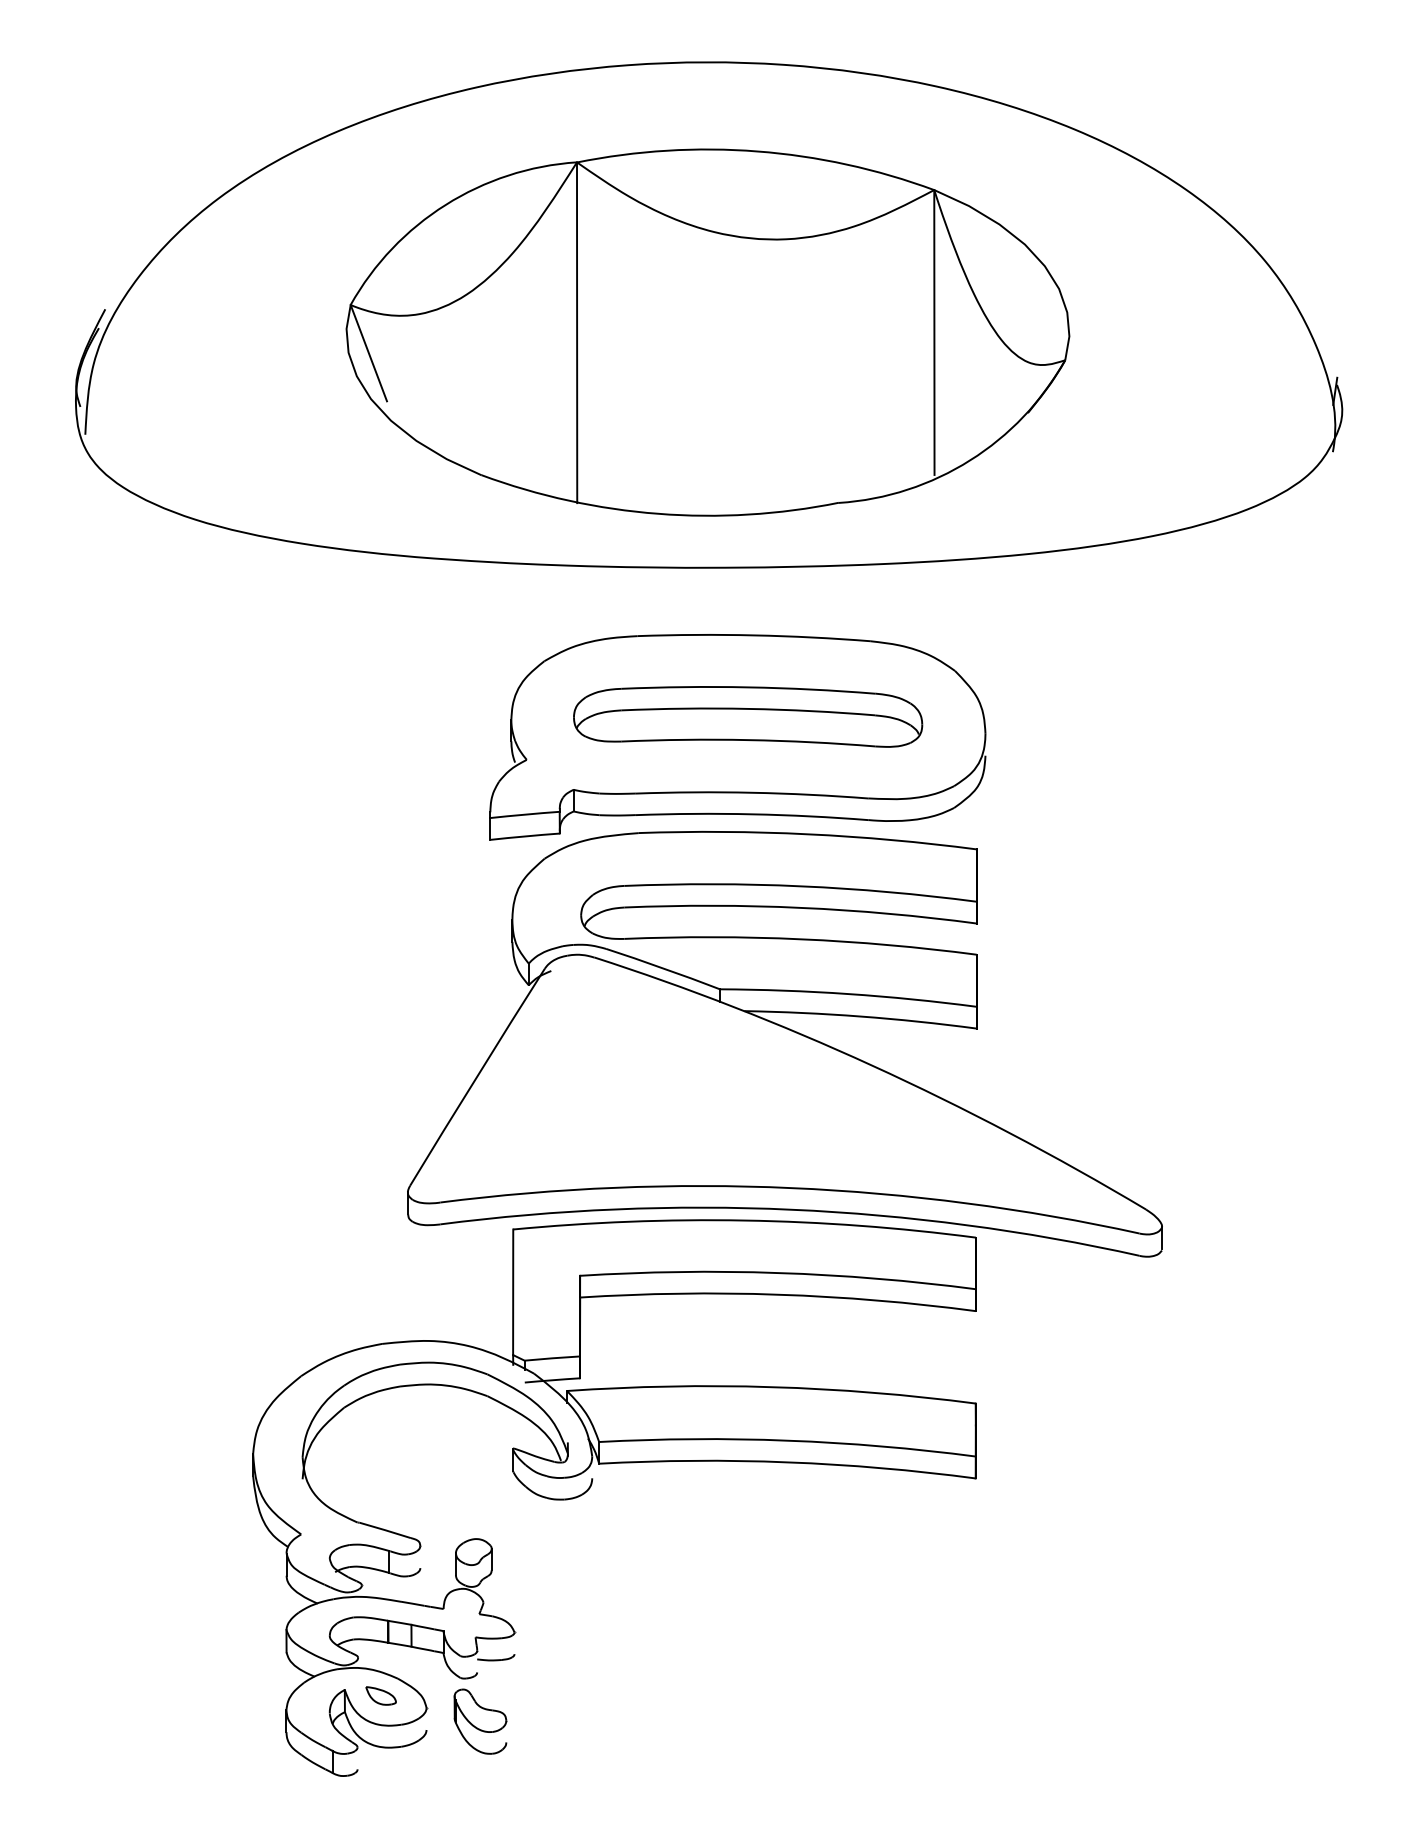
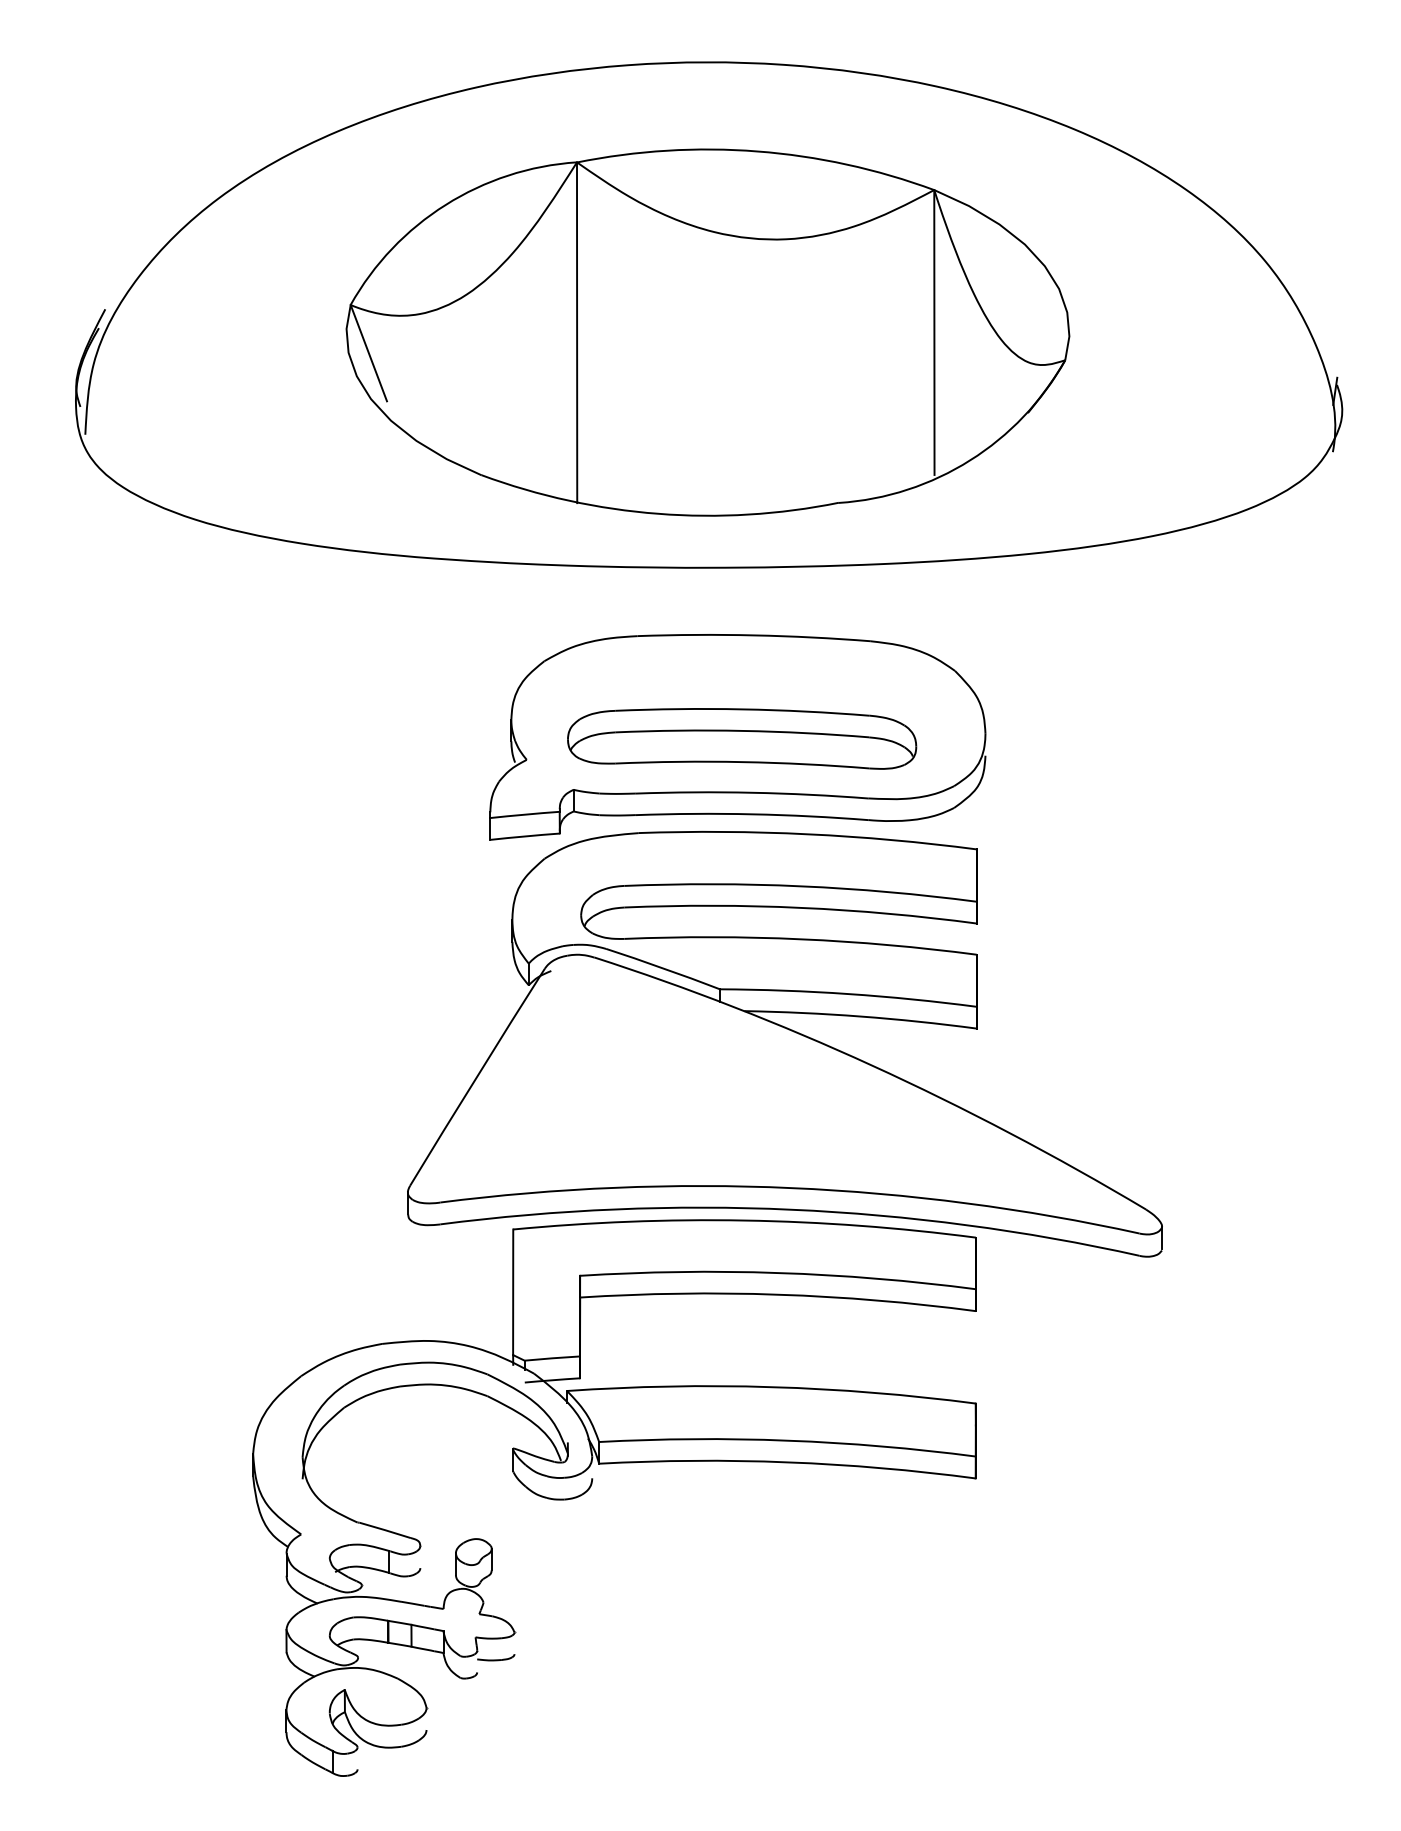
part position: (748, 716) -> (742, 738) (742, 738)
part: present -> none (380, 1695)
part: present -> none (480, 1721)
